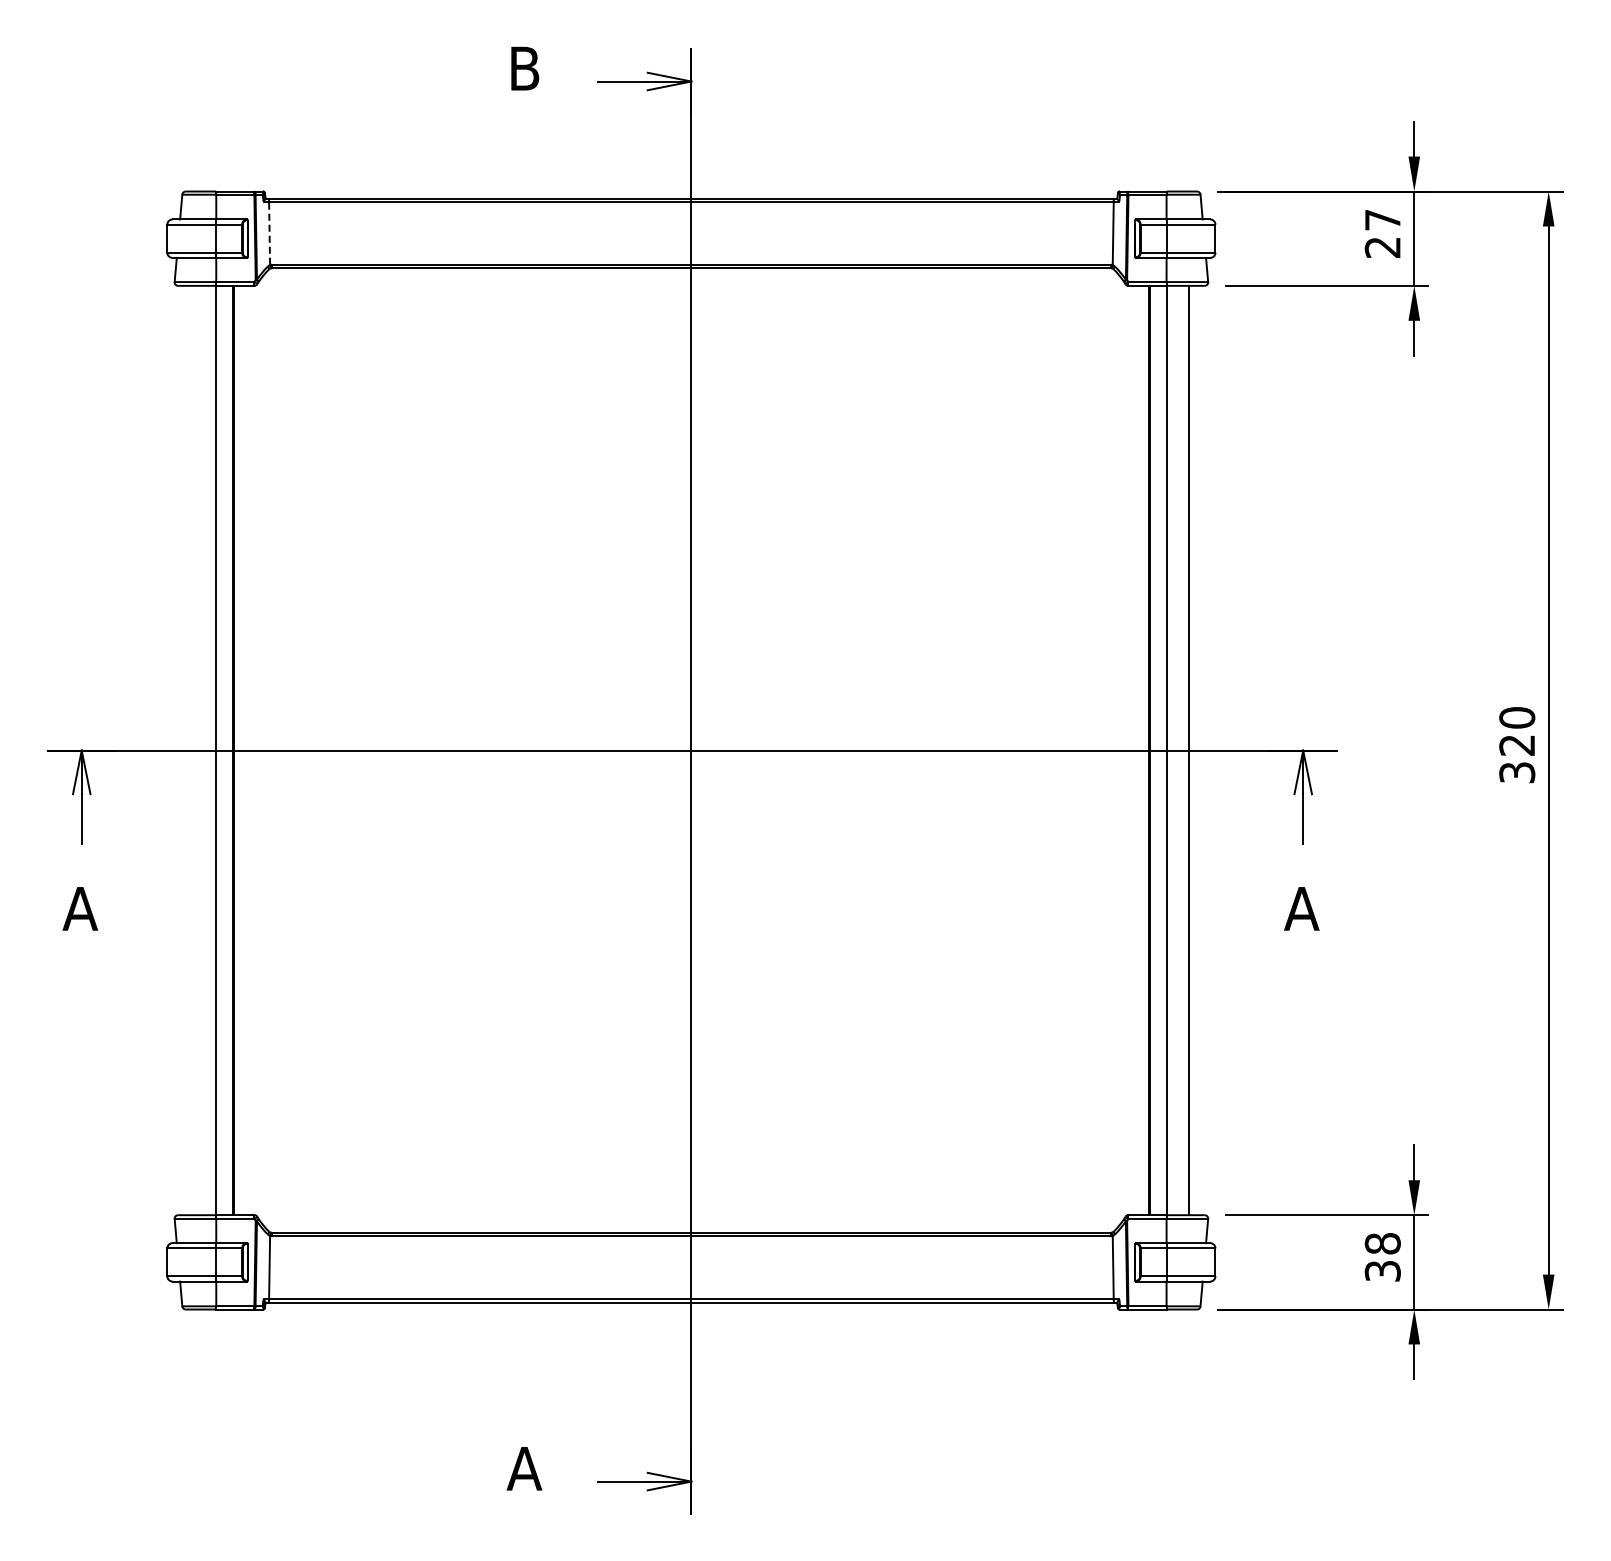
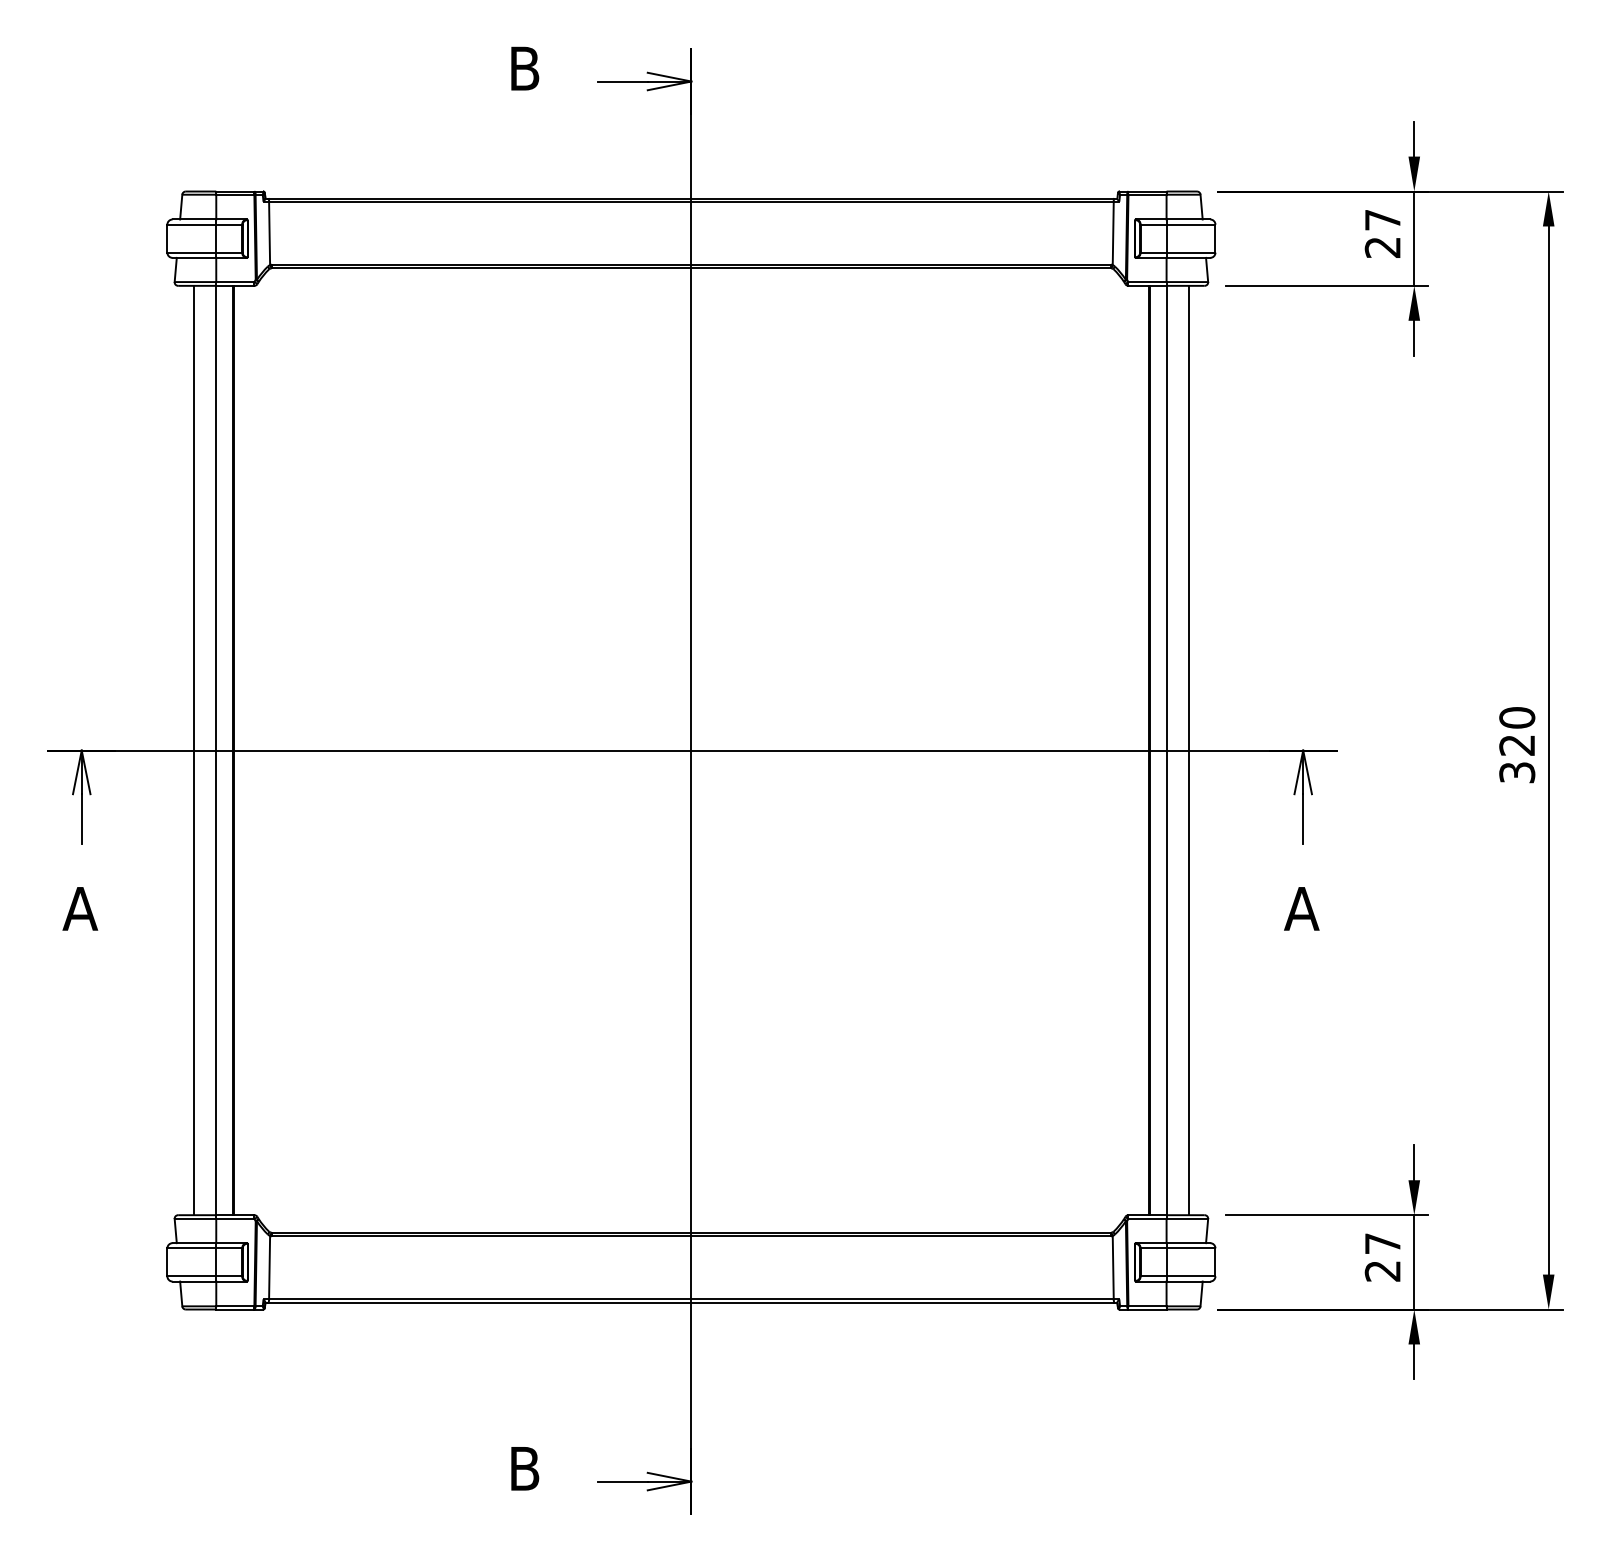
line: dashed -> solid (269, 233)
line: none -> present (193, 750)
text: 38 -> 27 (1382, 1257)
text: A -> B (524, 1468)
